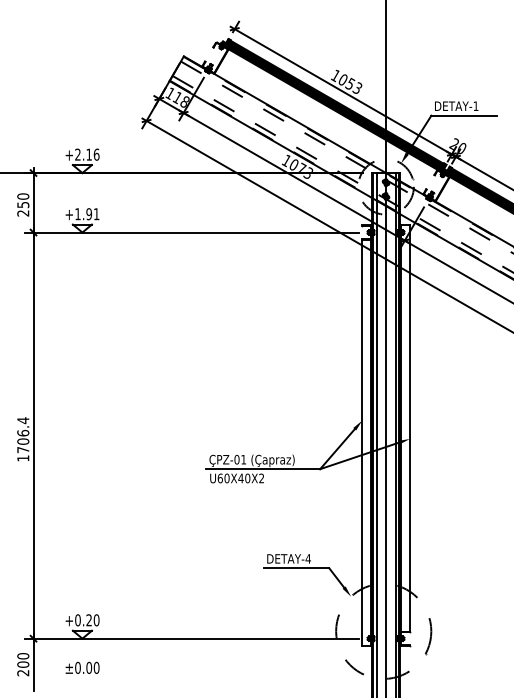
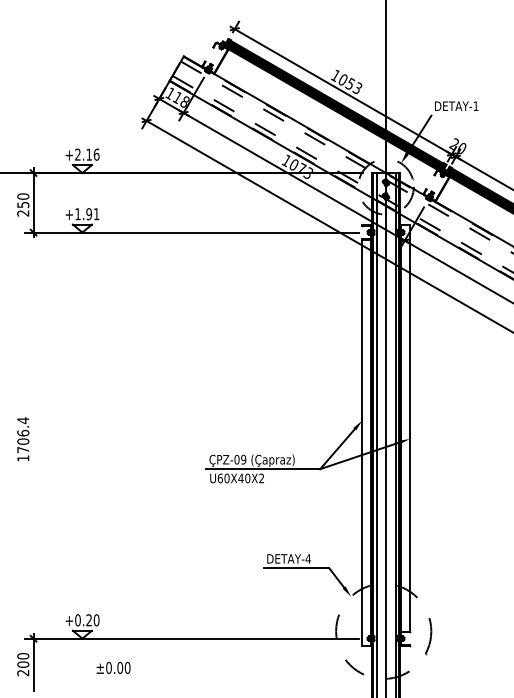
line: present -> none (464, 115)
line: present -> none (33, 435)
text: ÇPZ-01 -> ÇPZ-09 (243, 459)
text position: (82, 667) -> (113, 667) (113, 667)
